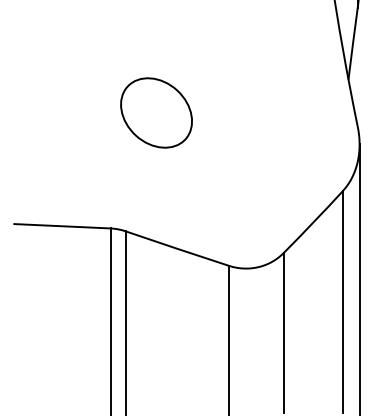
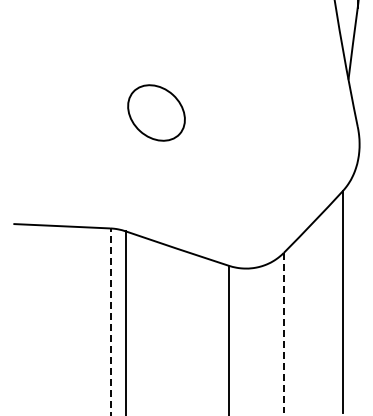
part size: 73x72 px -> 59x58 px (156, 112)
line: present -> none (359, 278)
line: solid -> dashed (110, 321)
line: solid -> dashed (283, 333)
